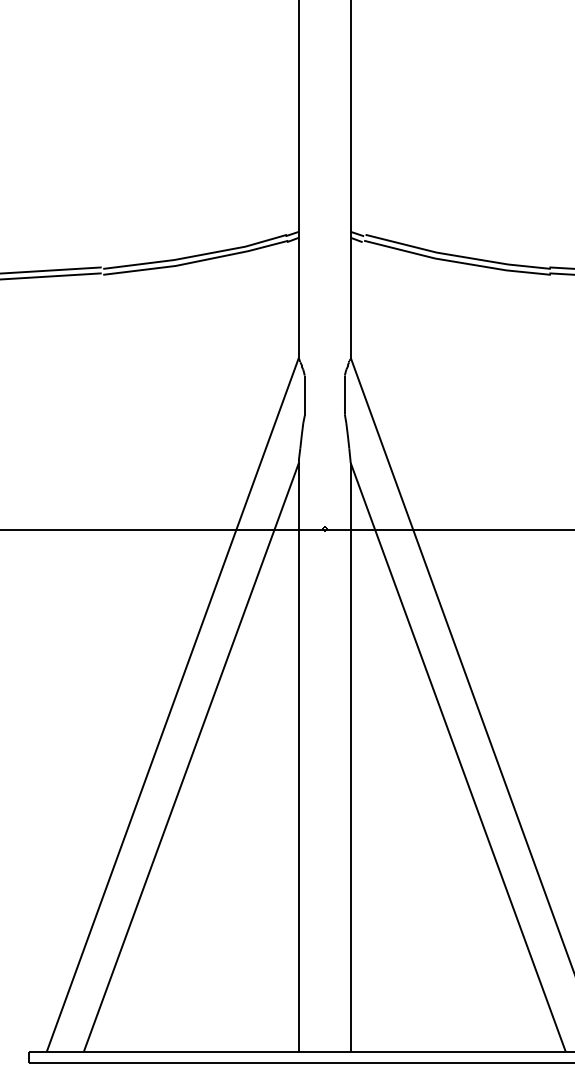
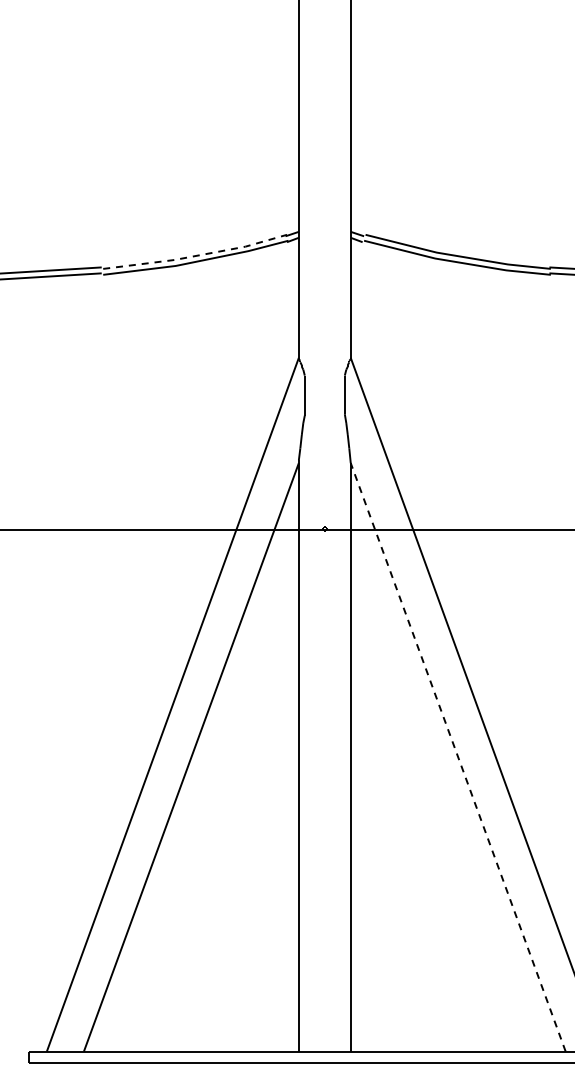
line: solid -> dashed (196, 255)
line: solid -> dashed (458, 756)
